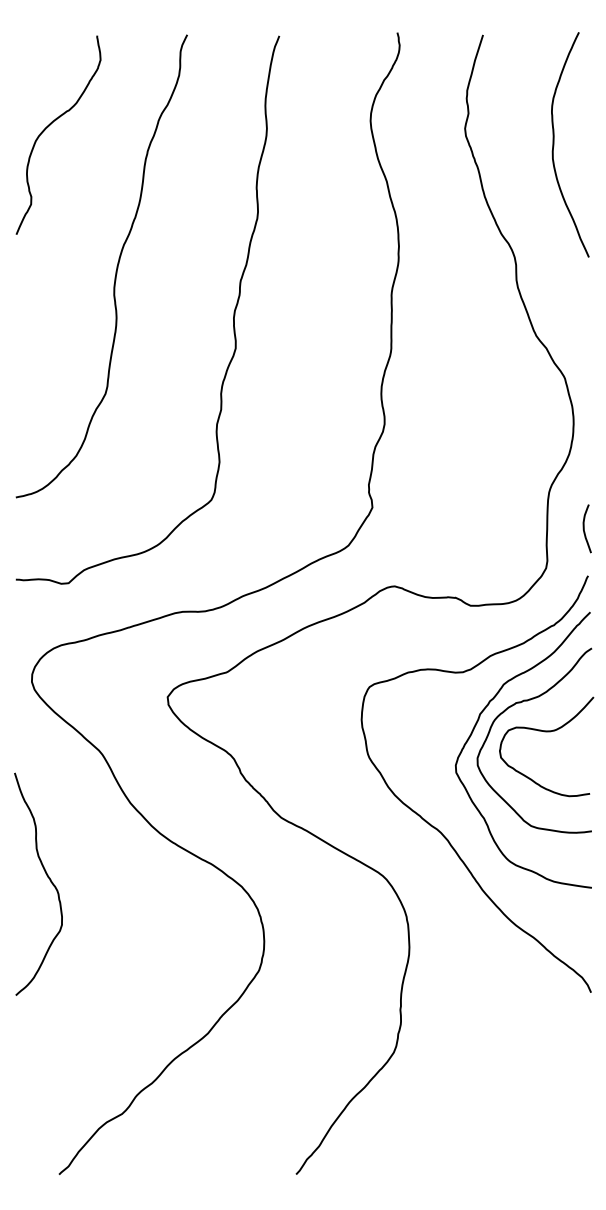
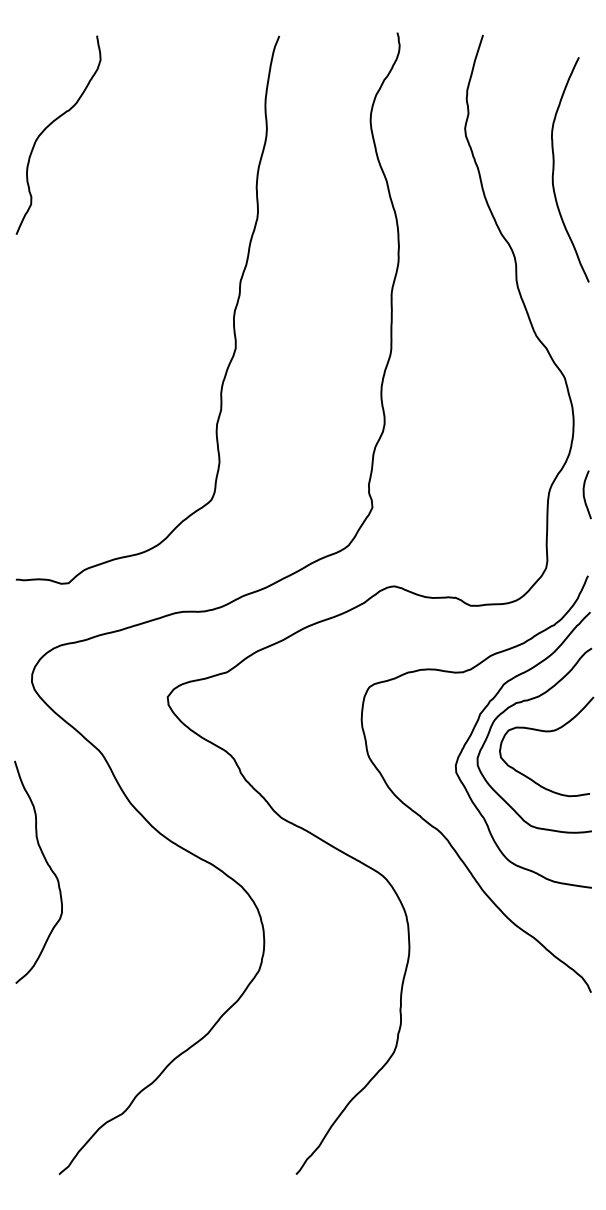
curve position: (554, 144) -> (554, 169) (554, 169)
curve: present -> none (115, 271)
curve position: (584, 528) -> (584, 494) (584, 494)
curve position: (47, 877) -> (47, 865) (47, 865)
